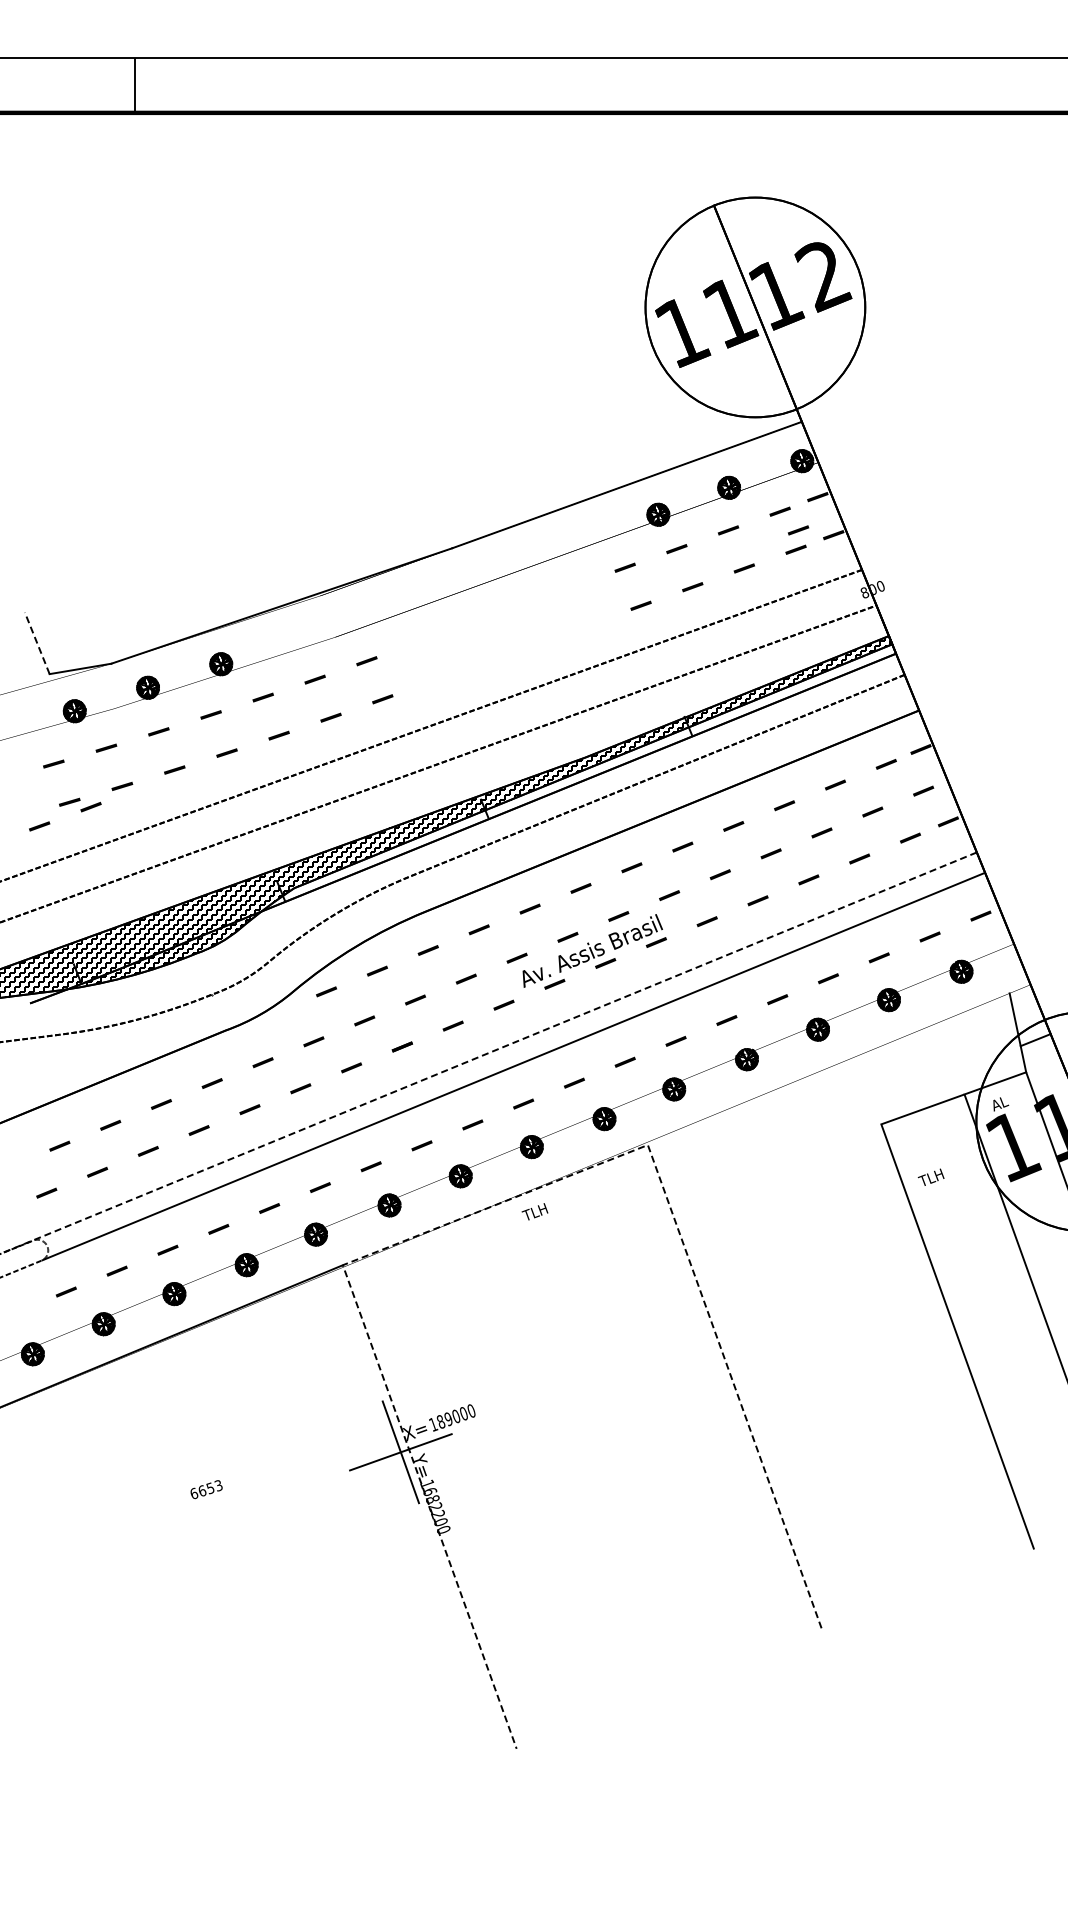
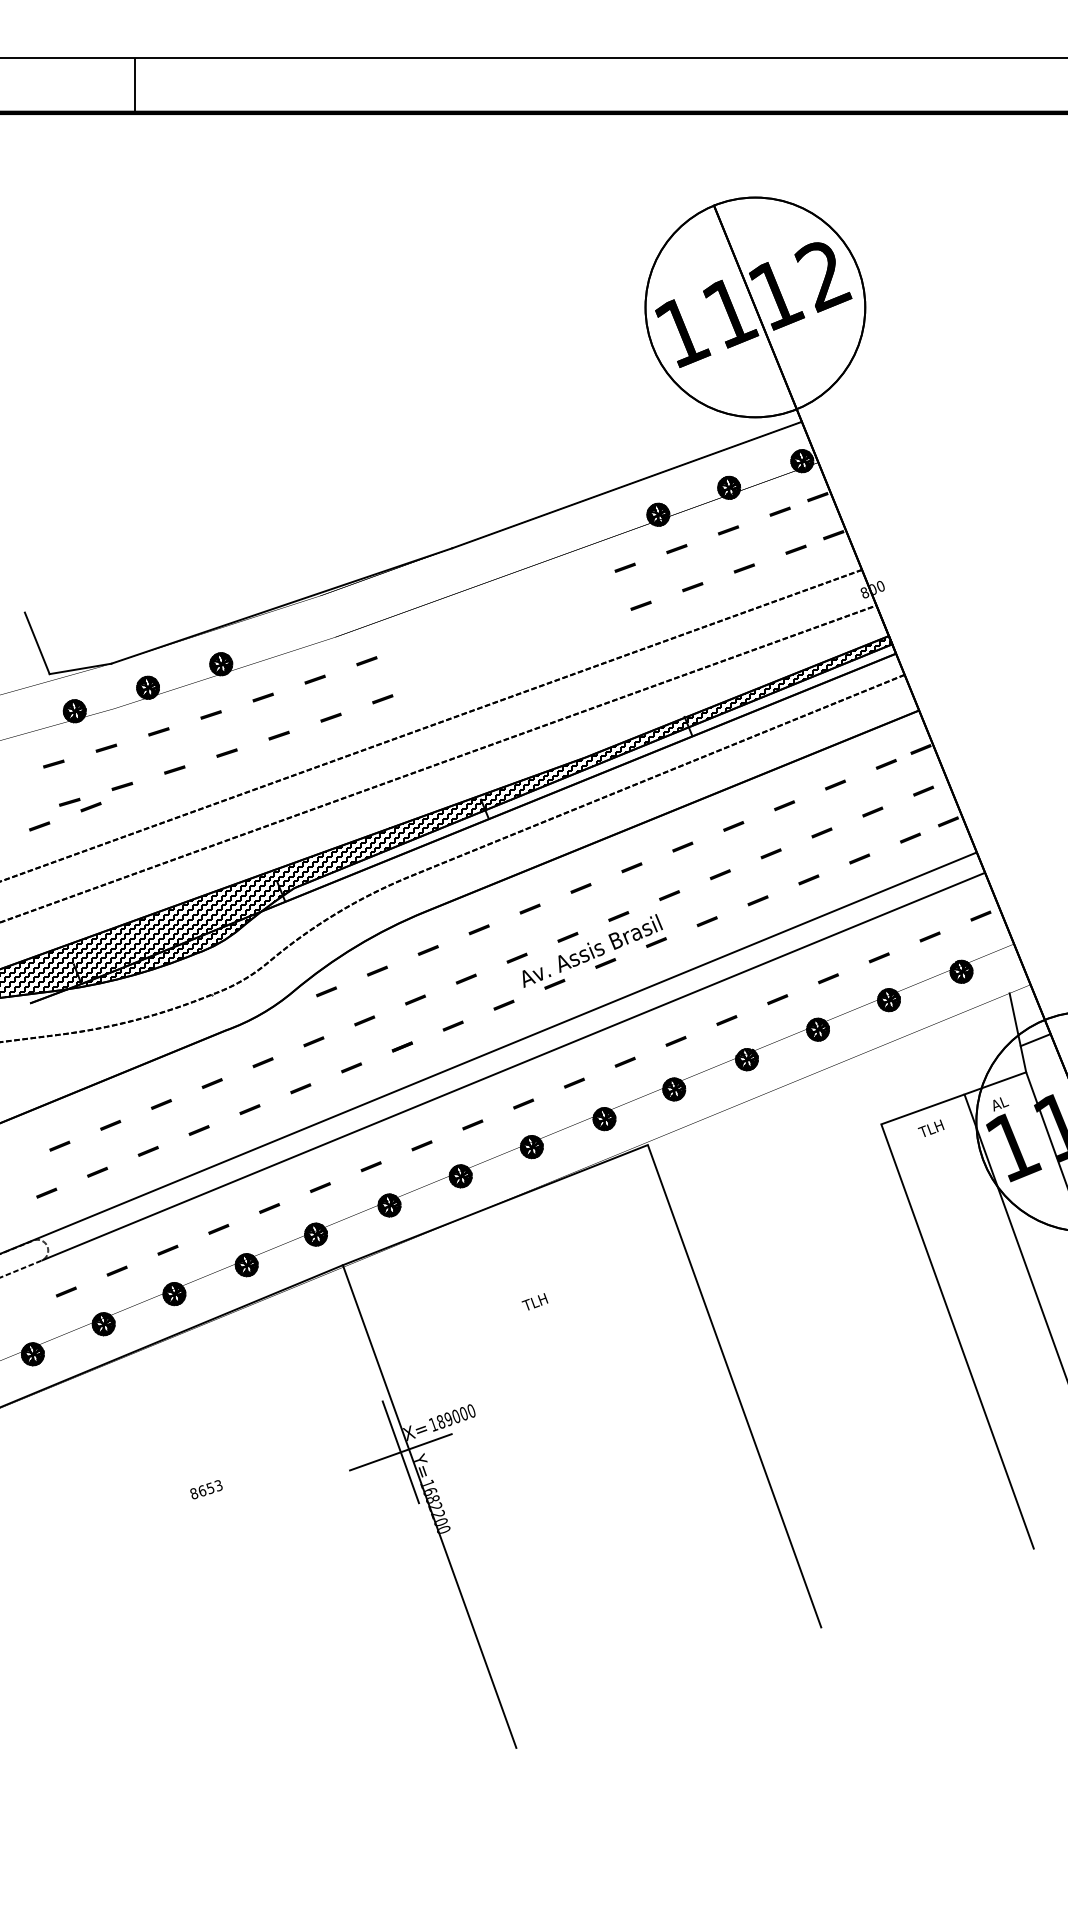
line: present -> none (798, 530)
line: dashed -> solid (37, 642)
line: dashed -> solid (487, 1053)
text position: (930, 1176) -> (930, 1127) (930, 1127)
line: dashed -> solid (495, 1205)
text position: (534, 1211) -> (534, 1301) (534, 1301)
text: 6653 -> 8653 (193, 1493)
